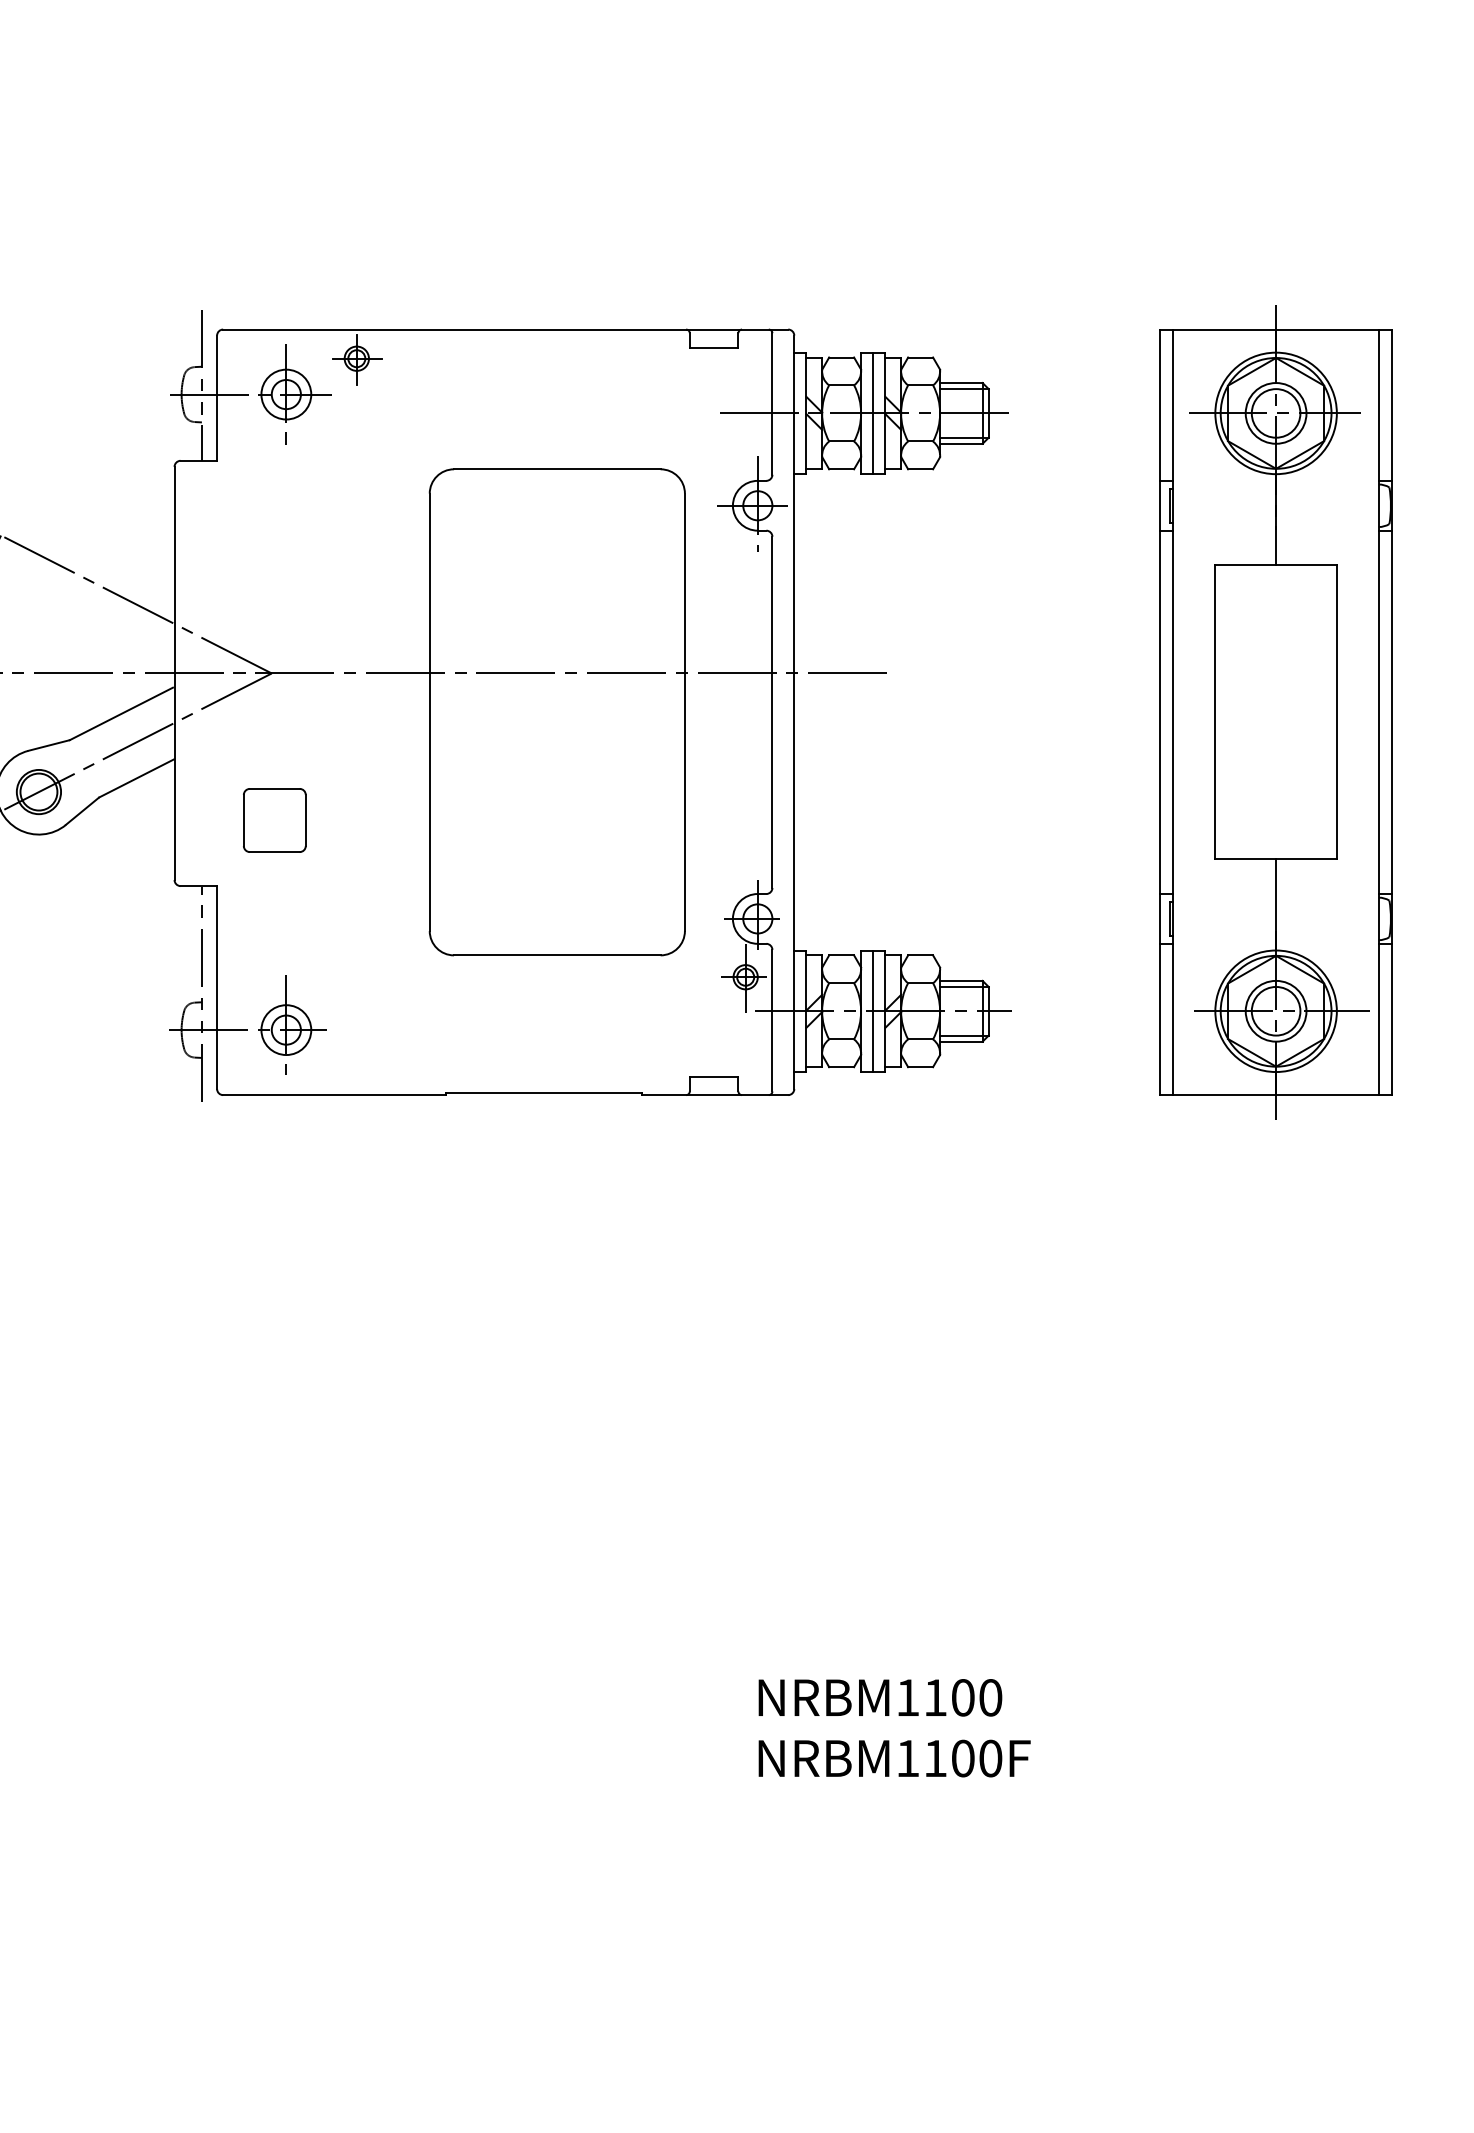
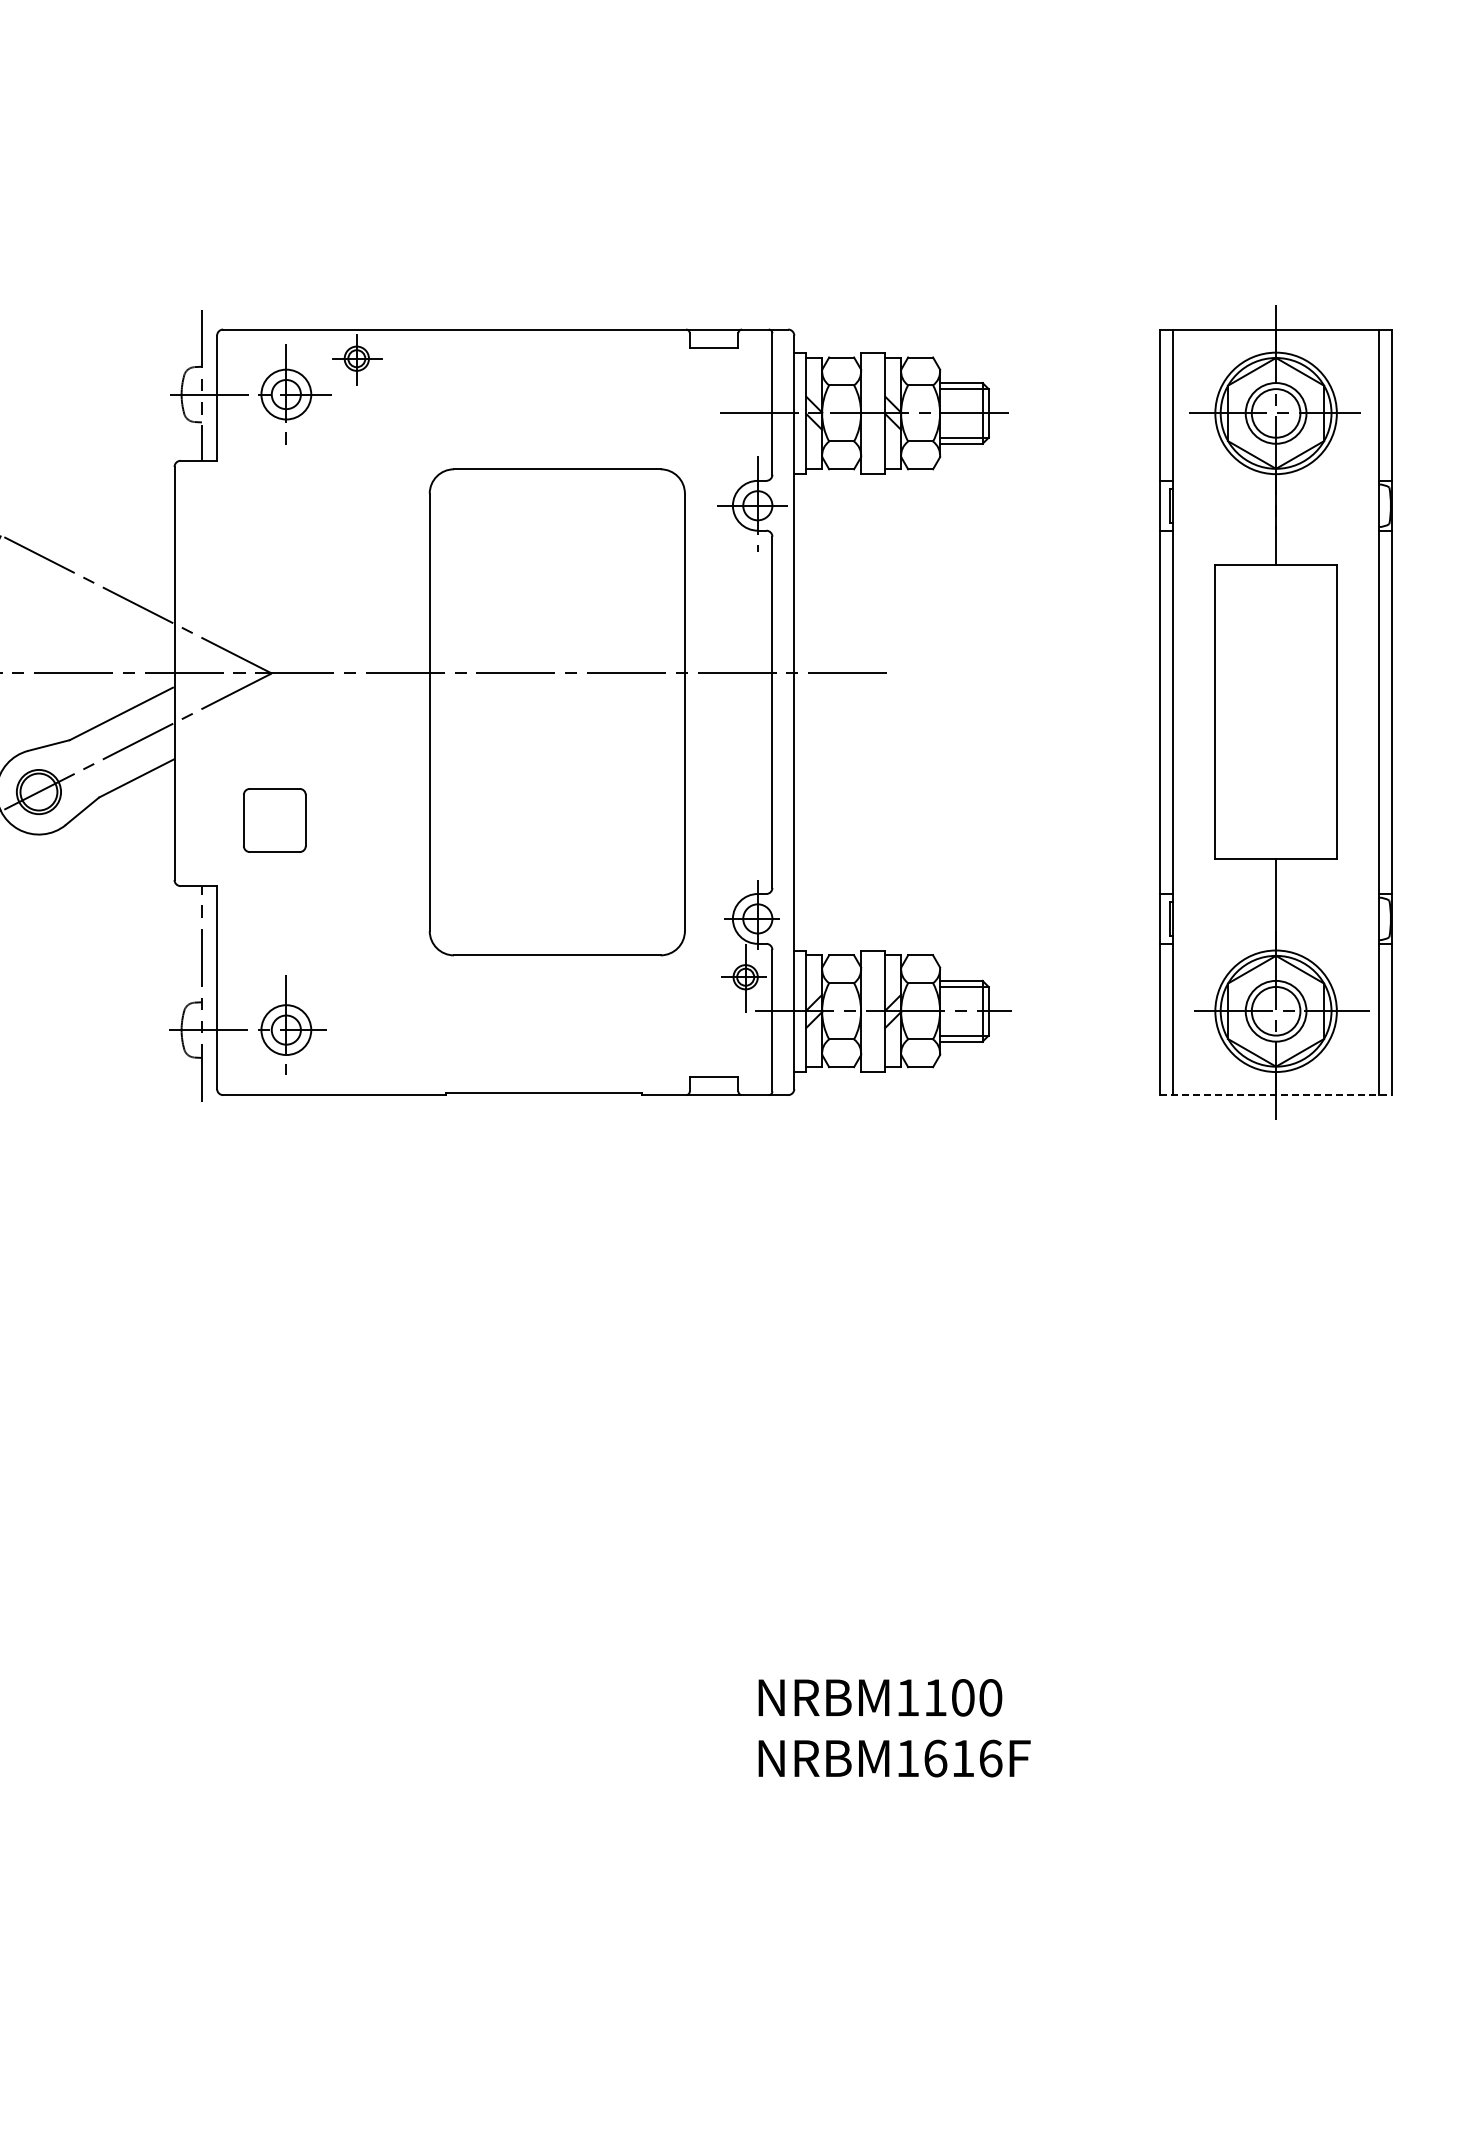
line: present -> none (873, 413)
line: present -> none (873, 1011)
line: solid -> dashed (1276, 1095)
text: NRBM1100F -> NRBM1616F (963, 1758)
